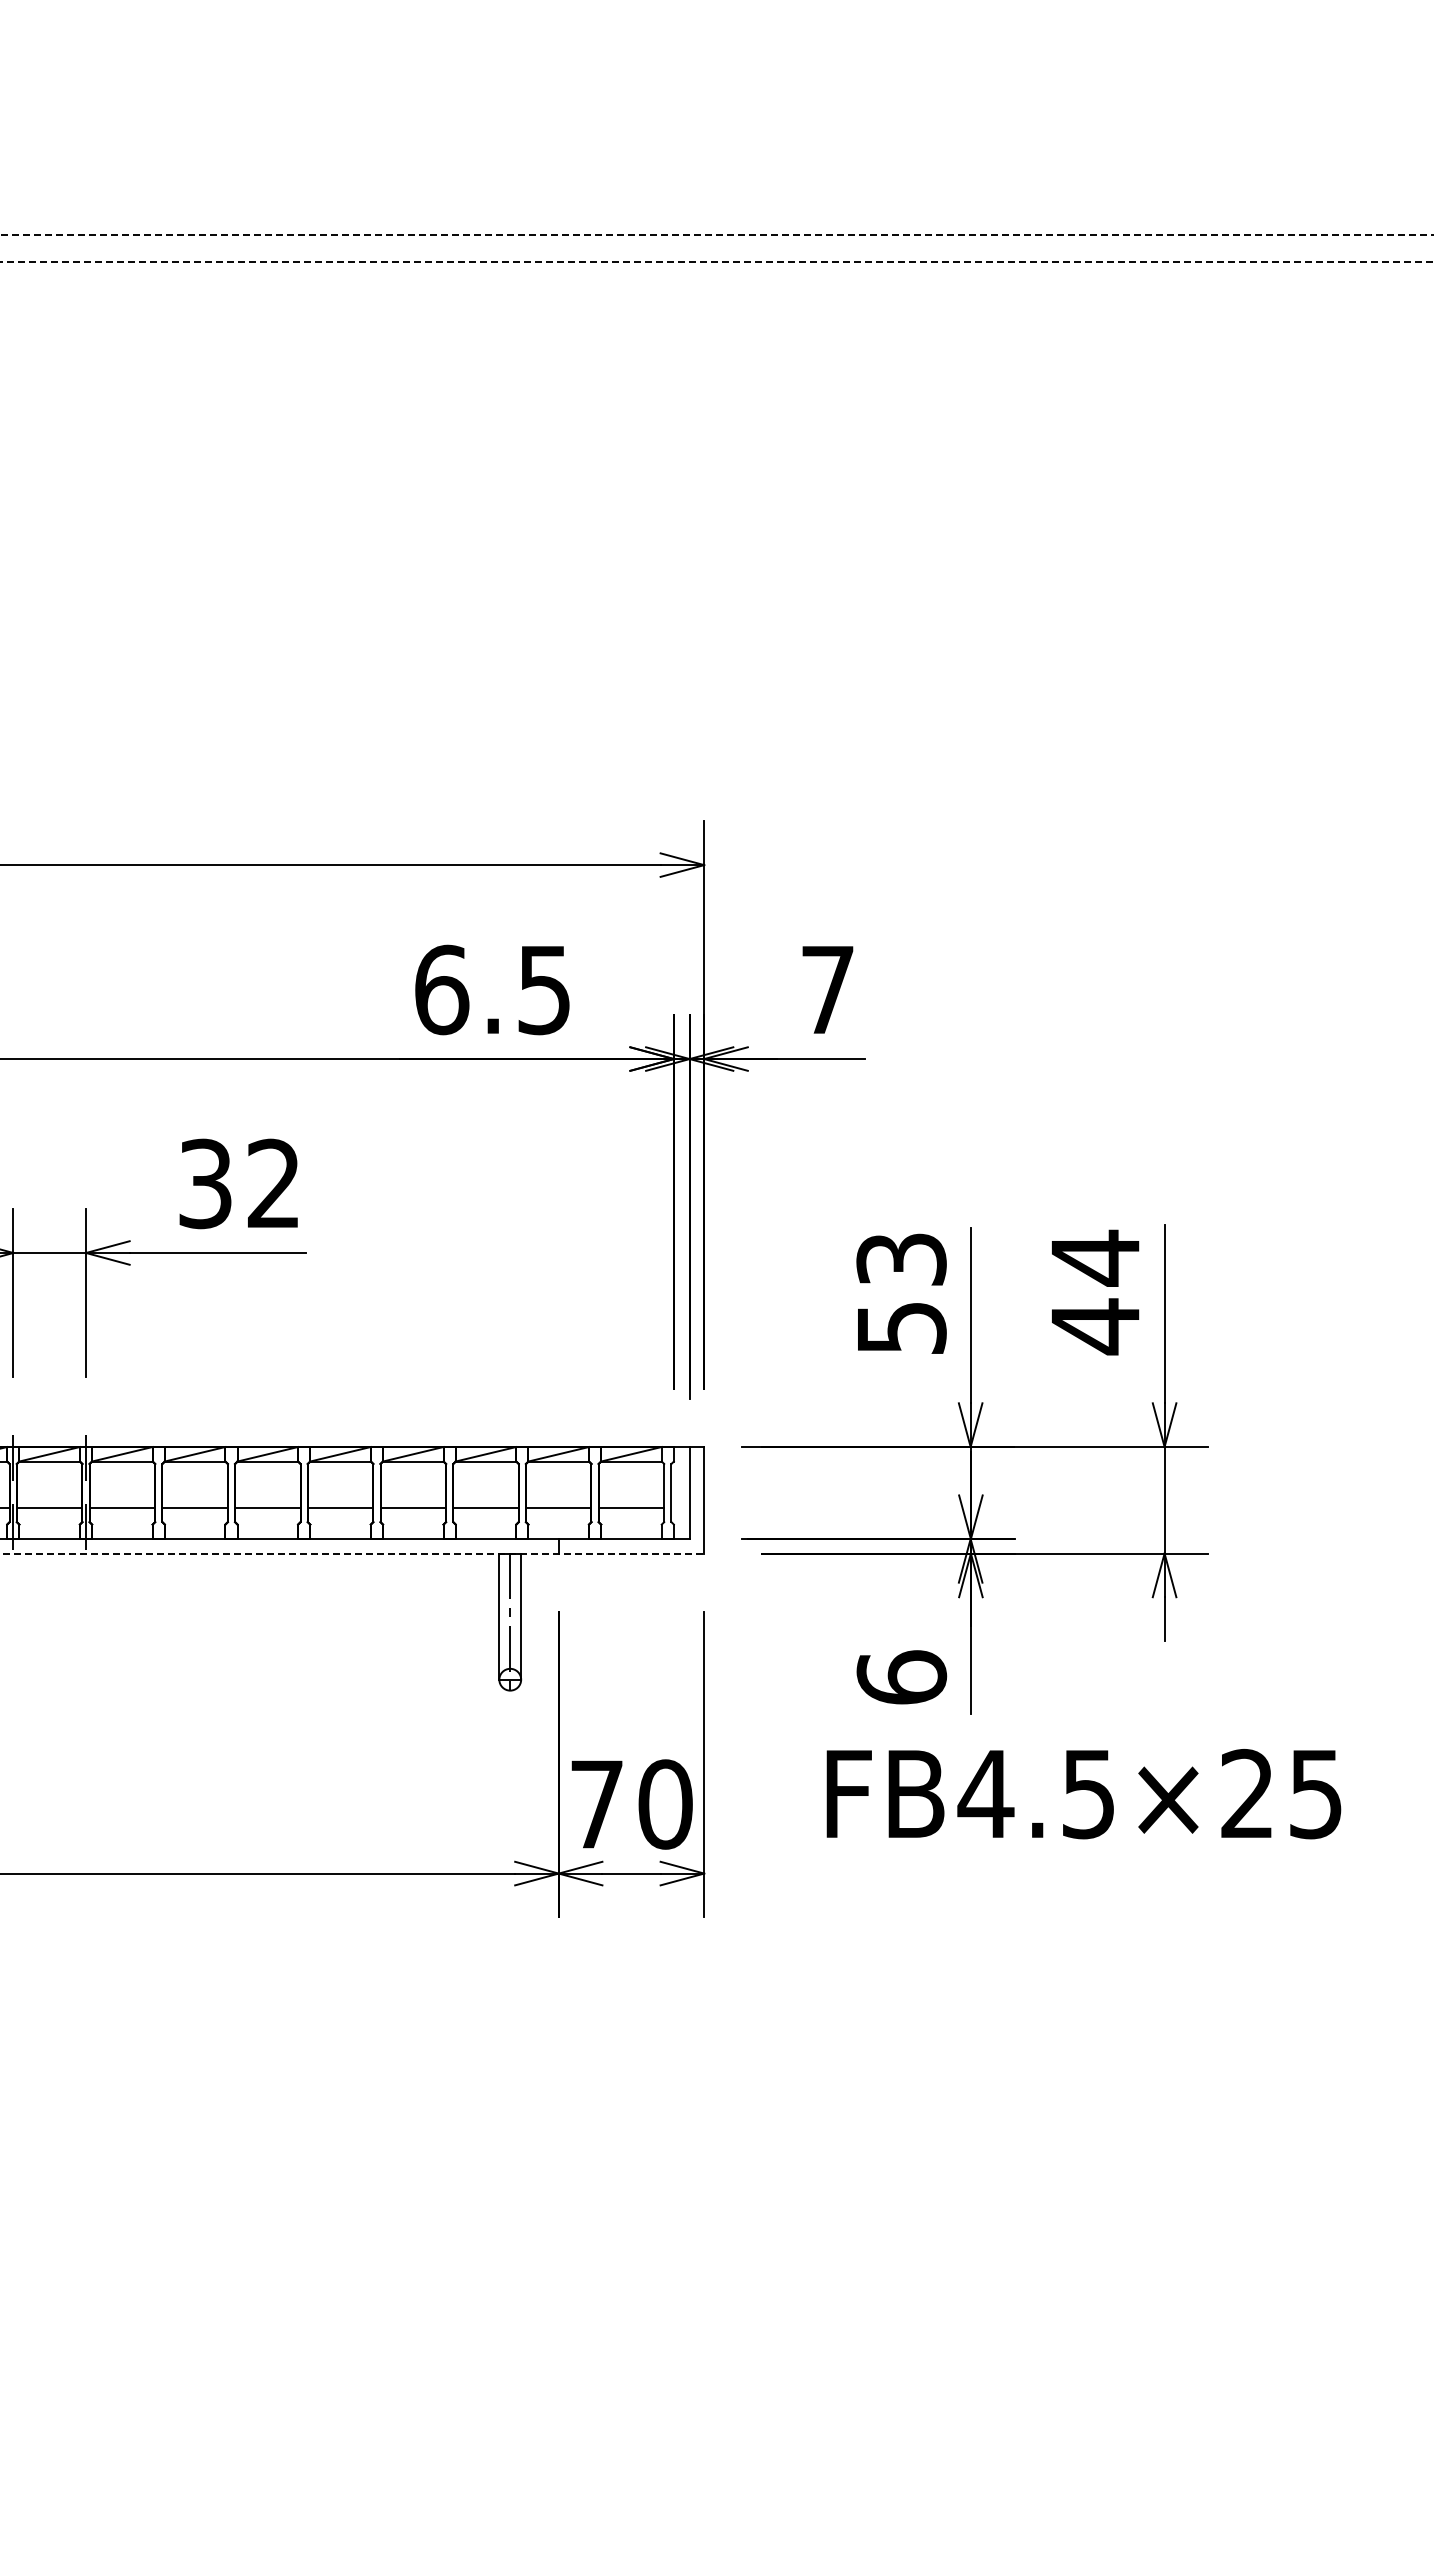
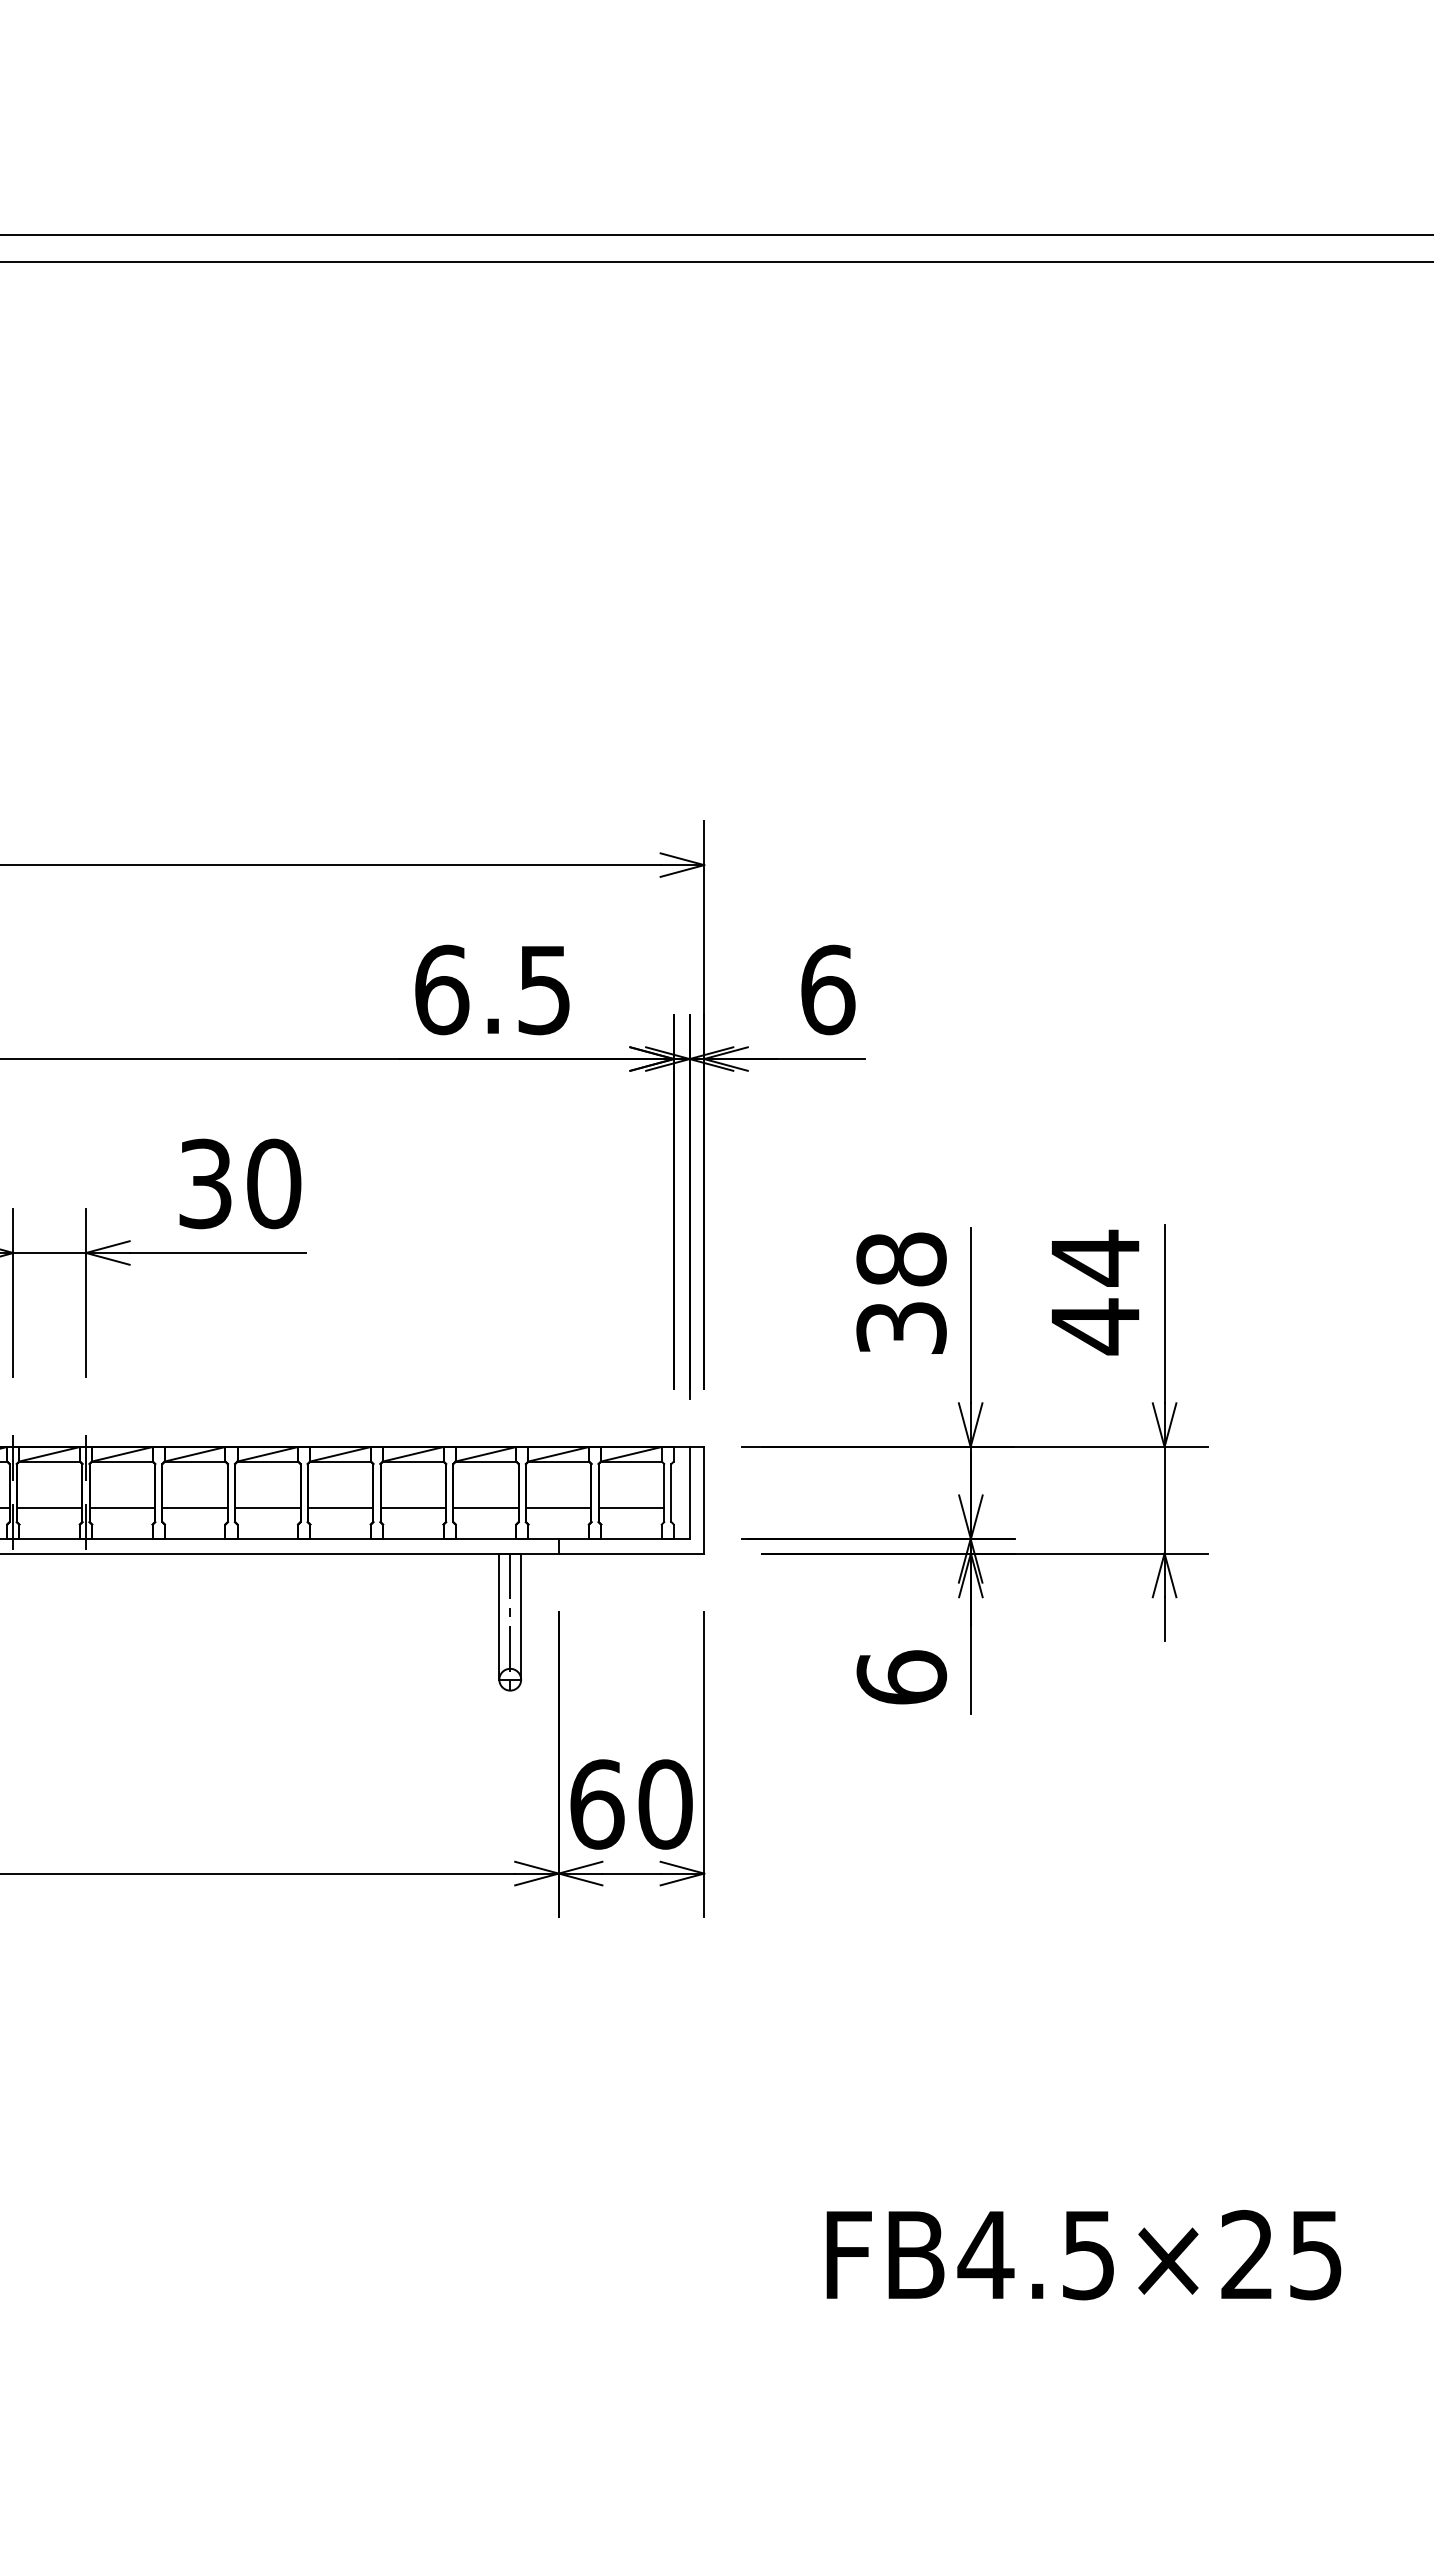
line: dashed -> solid (716, 234)
line: dashed -> solid (717, 262)
text: 7 -> 6 (828, 989)
text: 32 -> 30 (274, 1183)
text: 53 -> 38 (901, 1292)
line: dashed -> solid (352, 1553)
text position: (1083, 1794) -> (1083, 2255) (1083, 2255)
text: 70 -> 60 (597, 1804)
